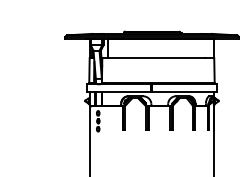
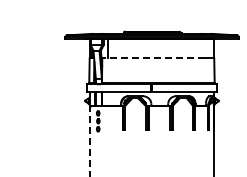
line: solid -> dashed (153, 58)
line: solid -> dashed (89, 141)
